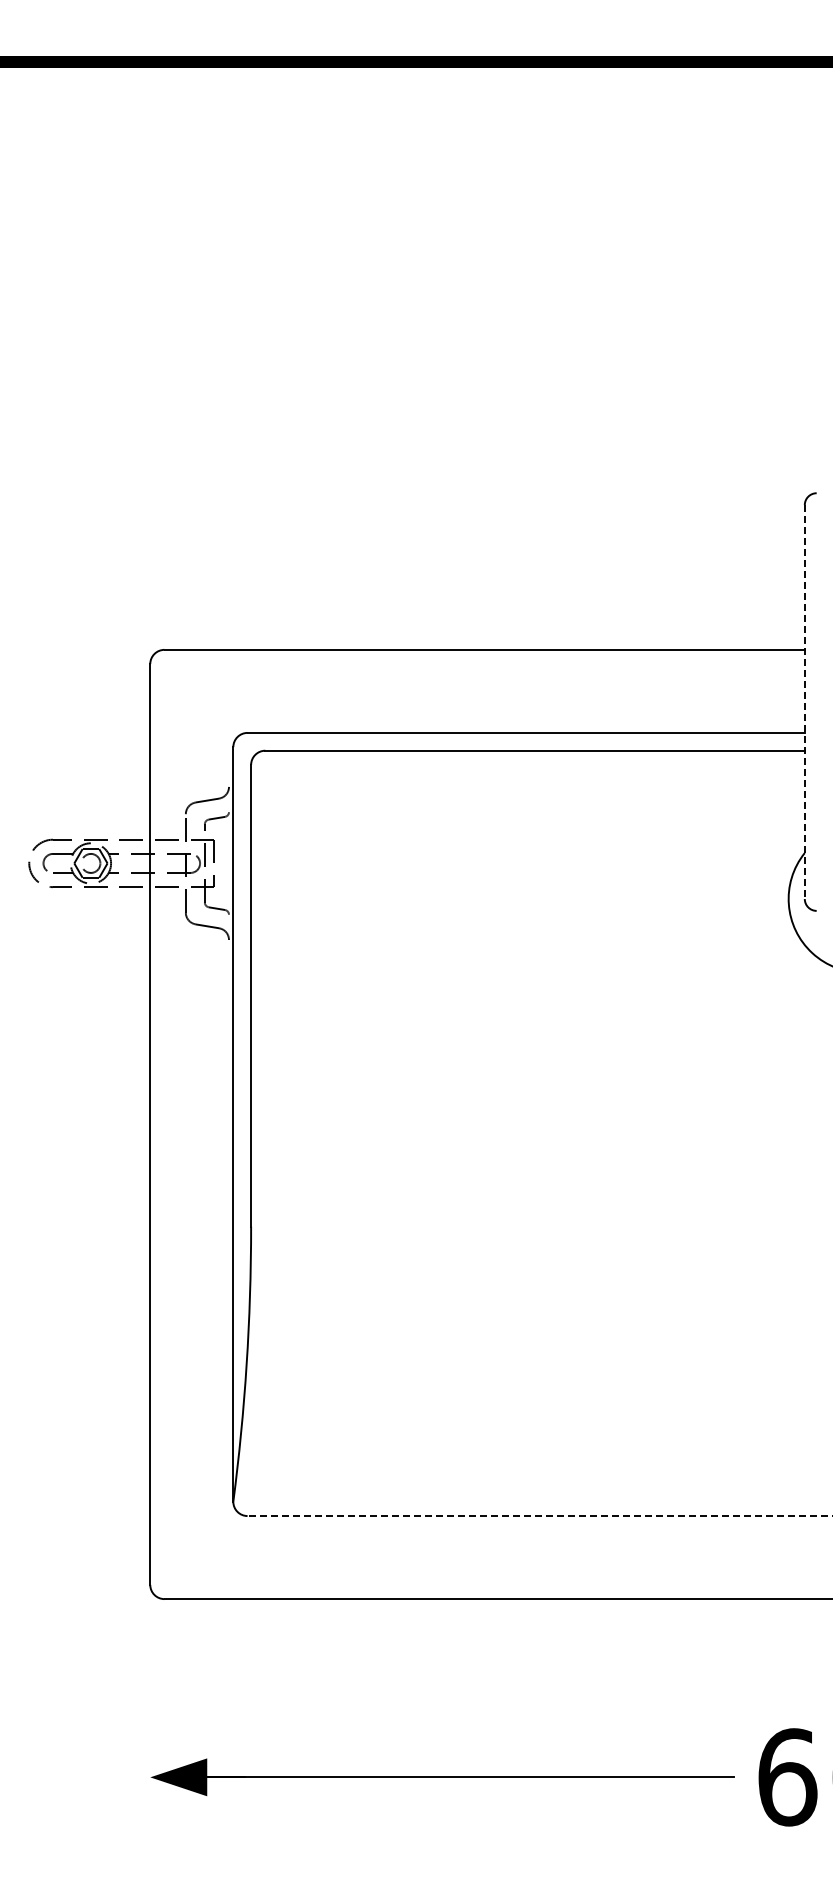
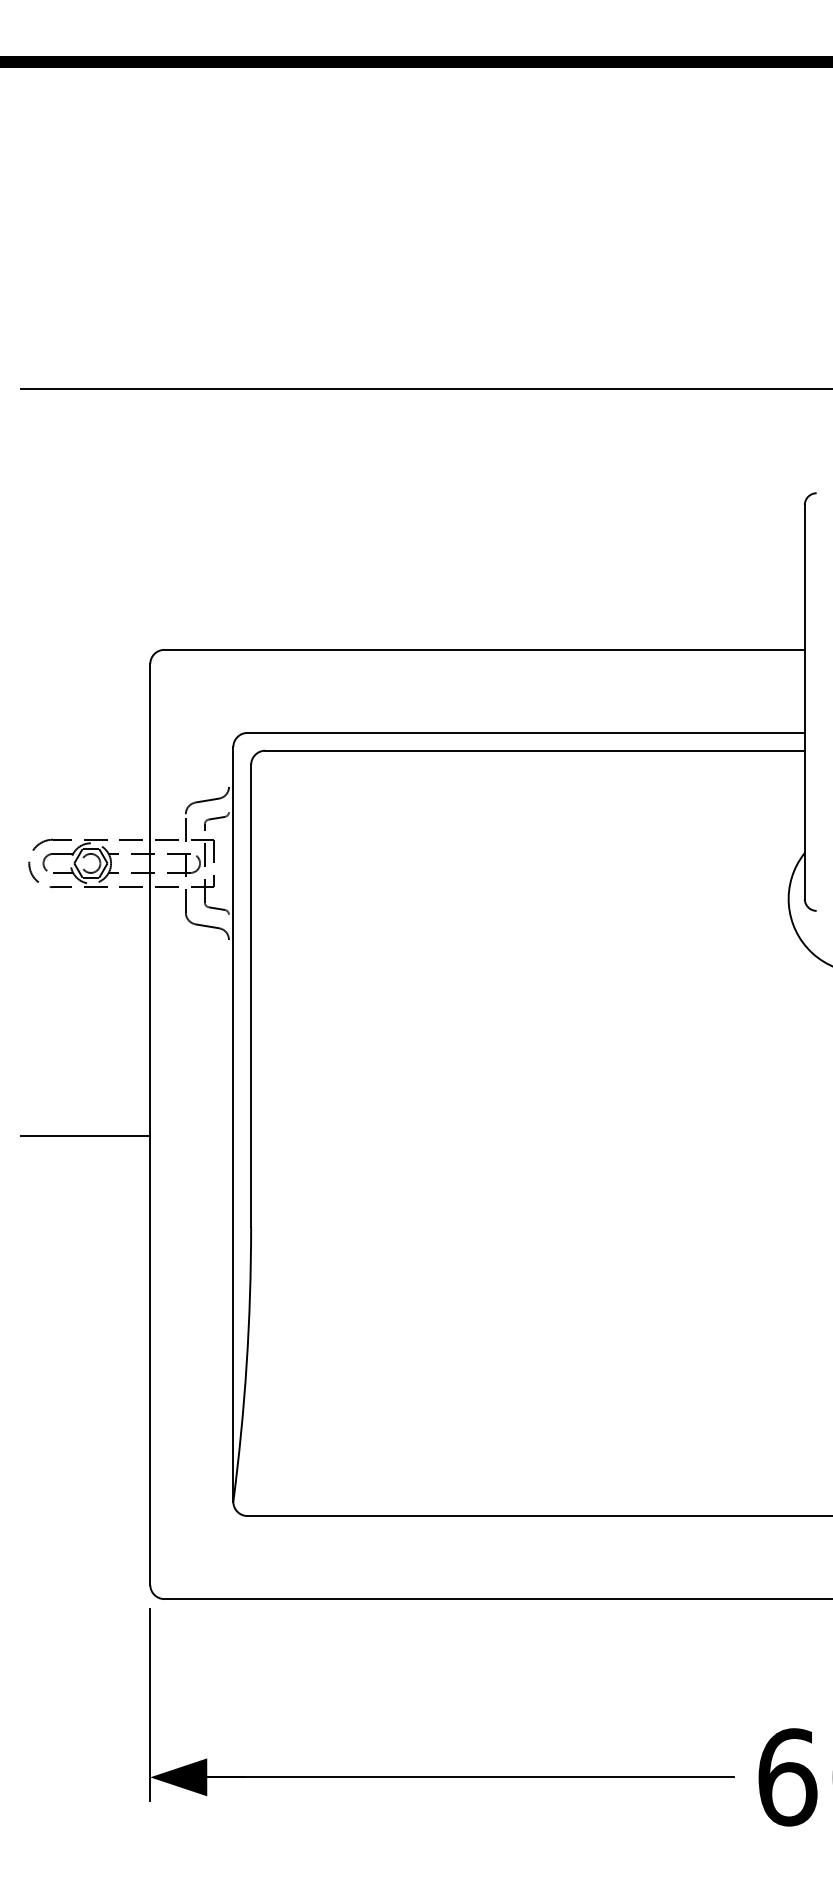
line: none -> present (424, 388)
line: dashed -> solid (804, 702)
line: none -> present (85, 1136)
line: dashed -> solid (539, 1516)
line: none -> present (150, 1704)
